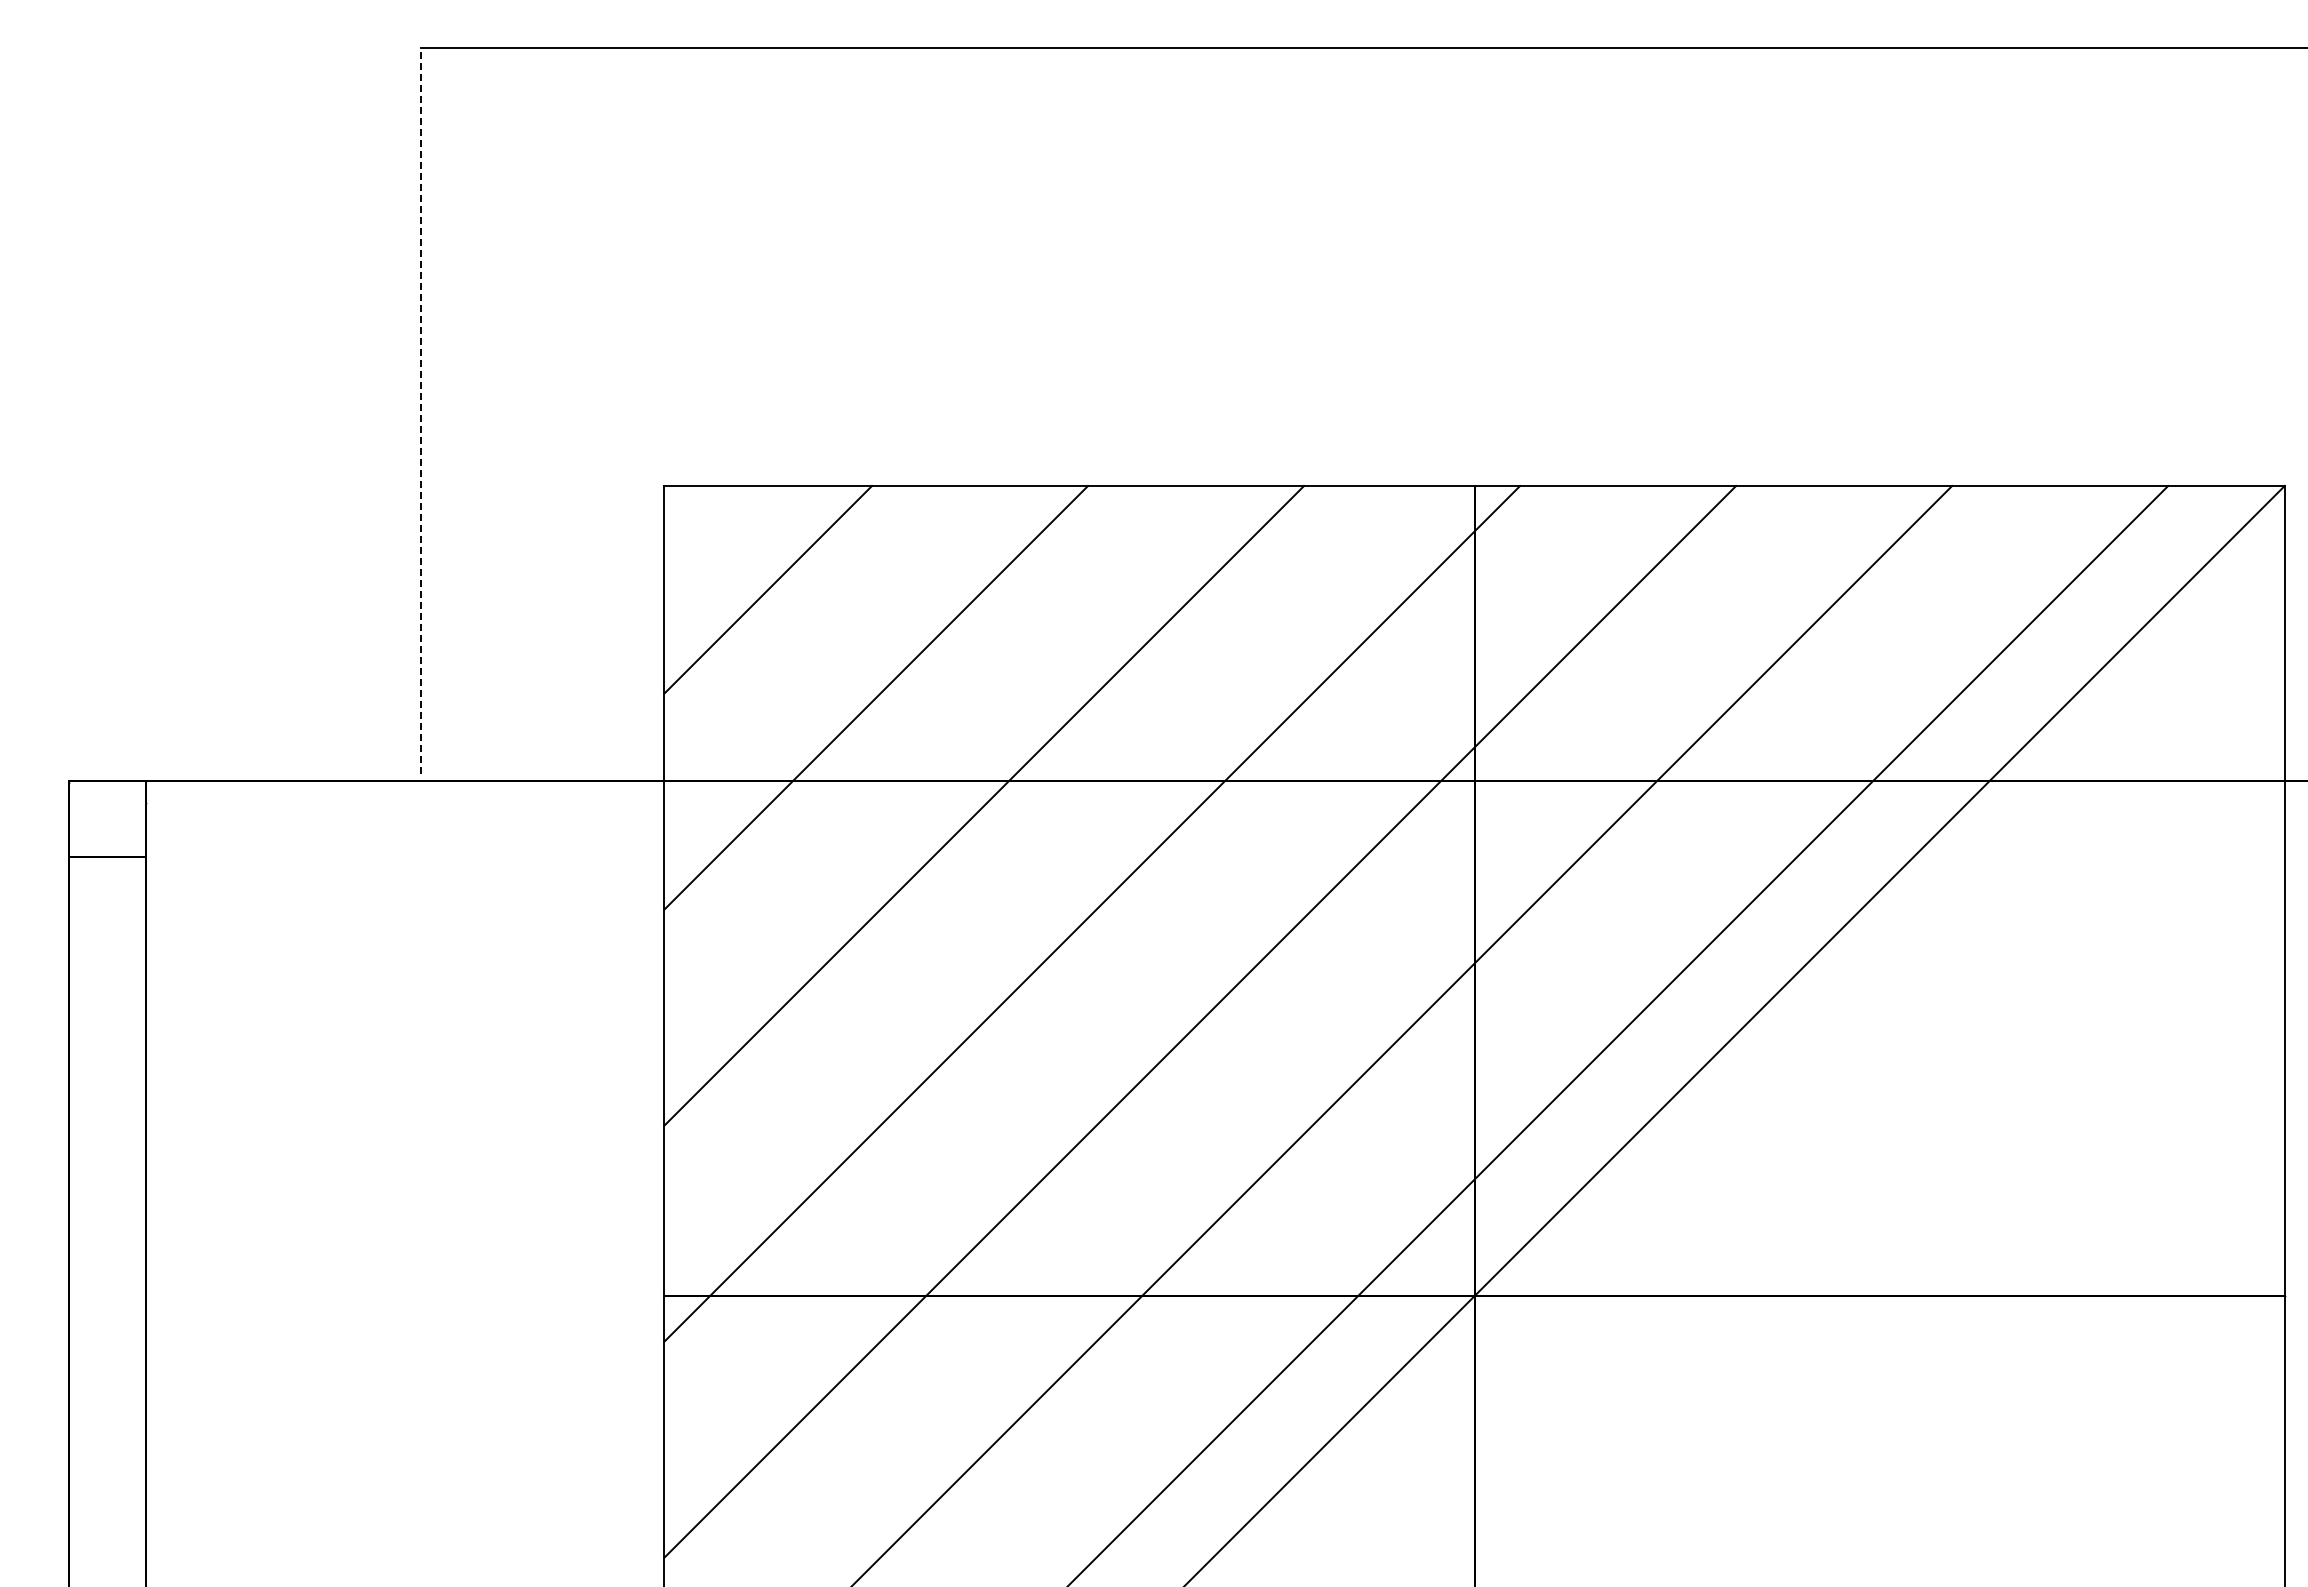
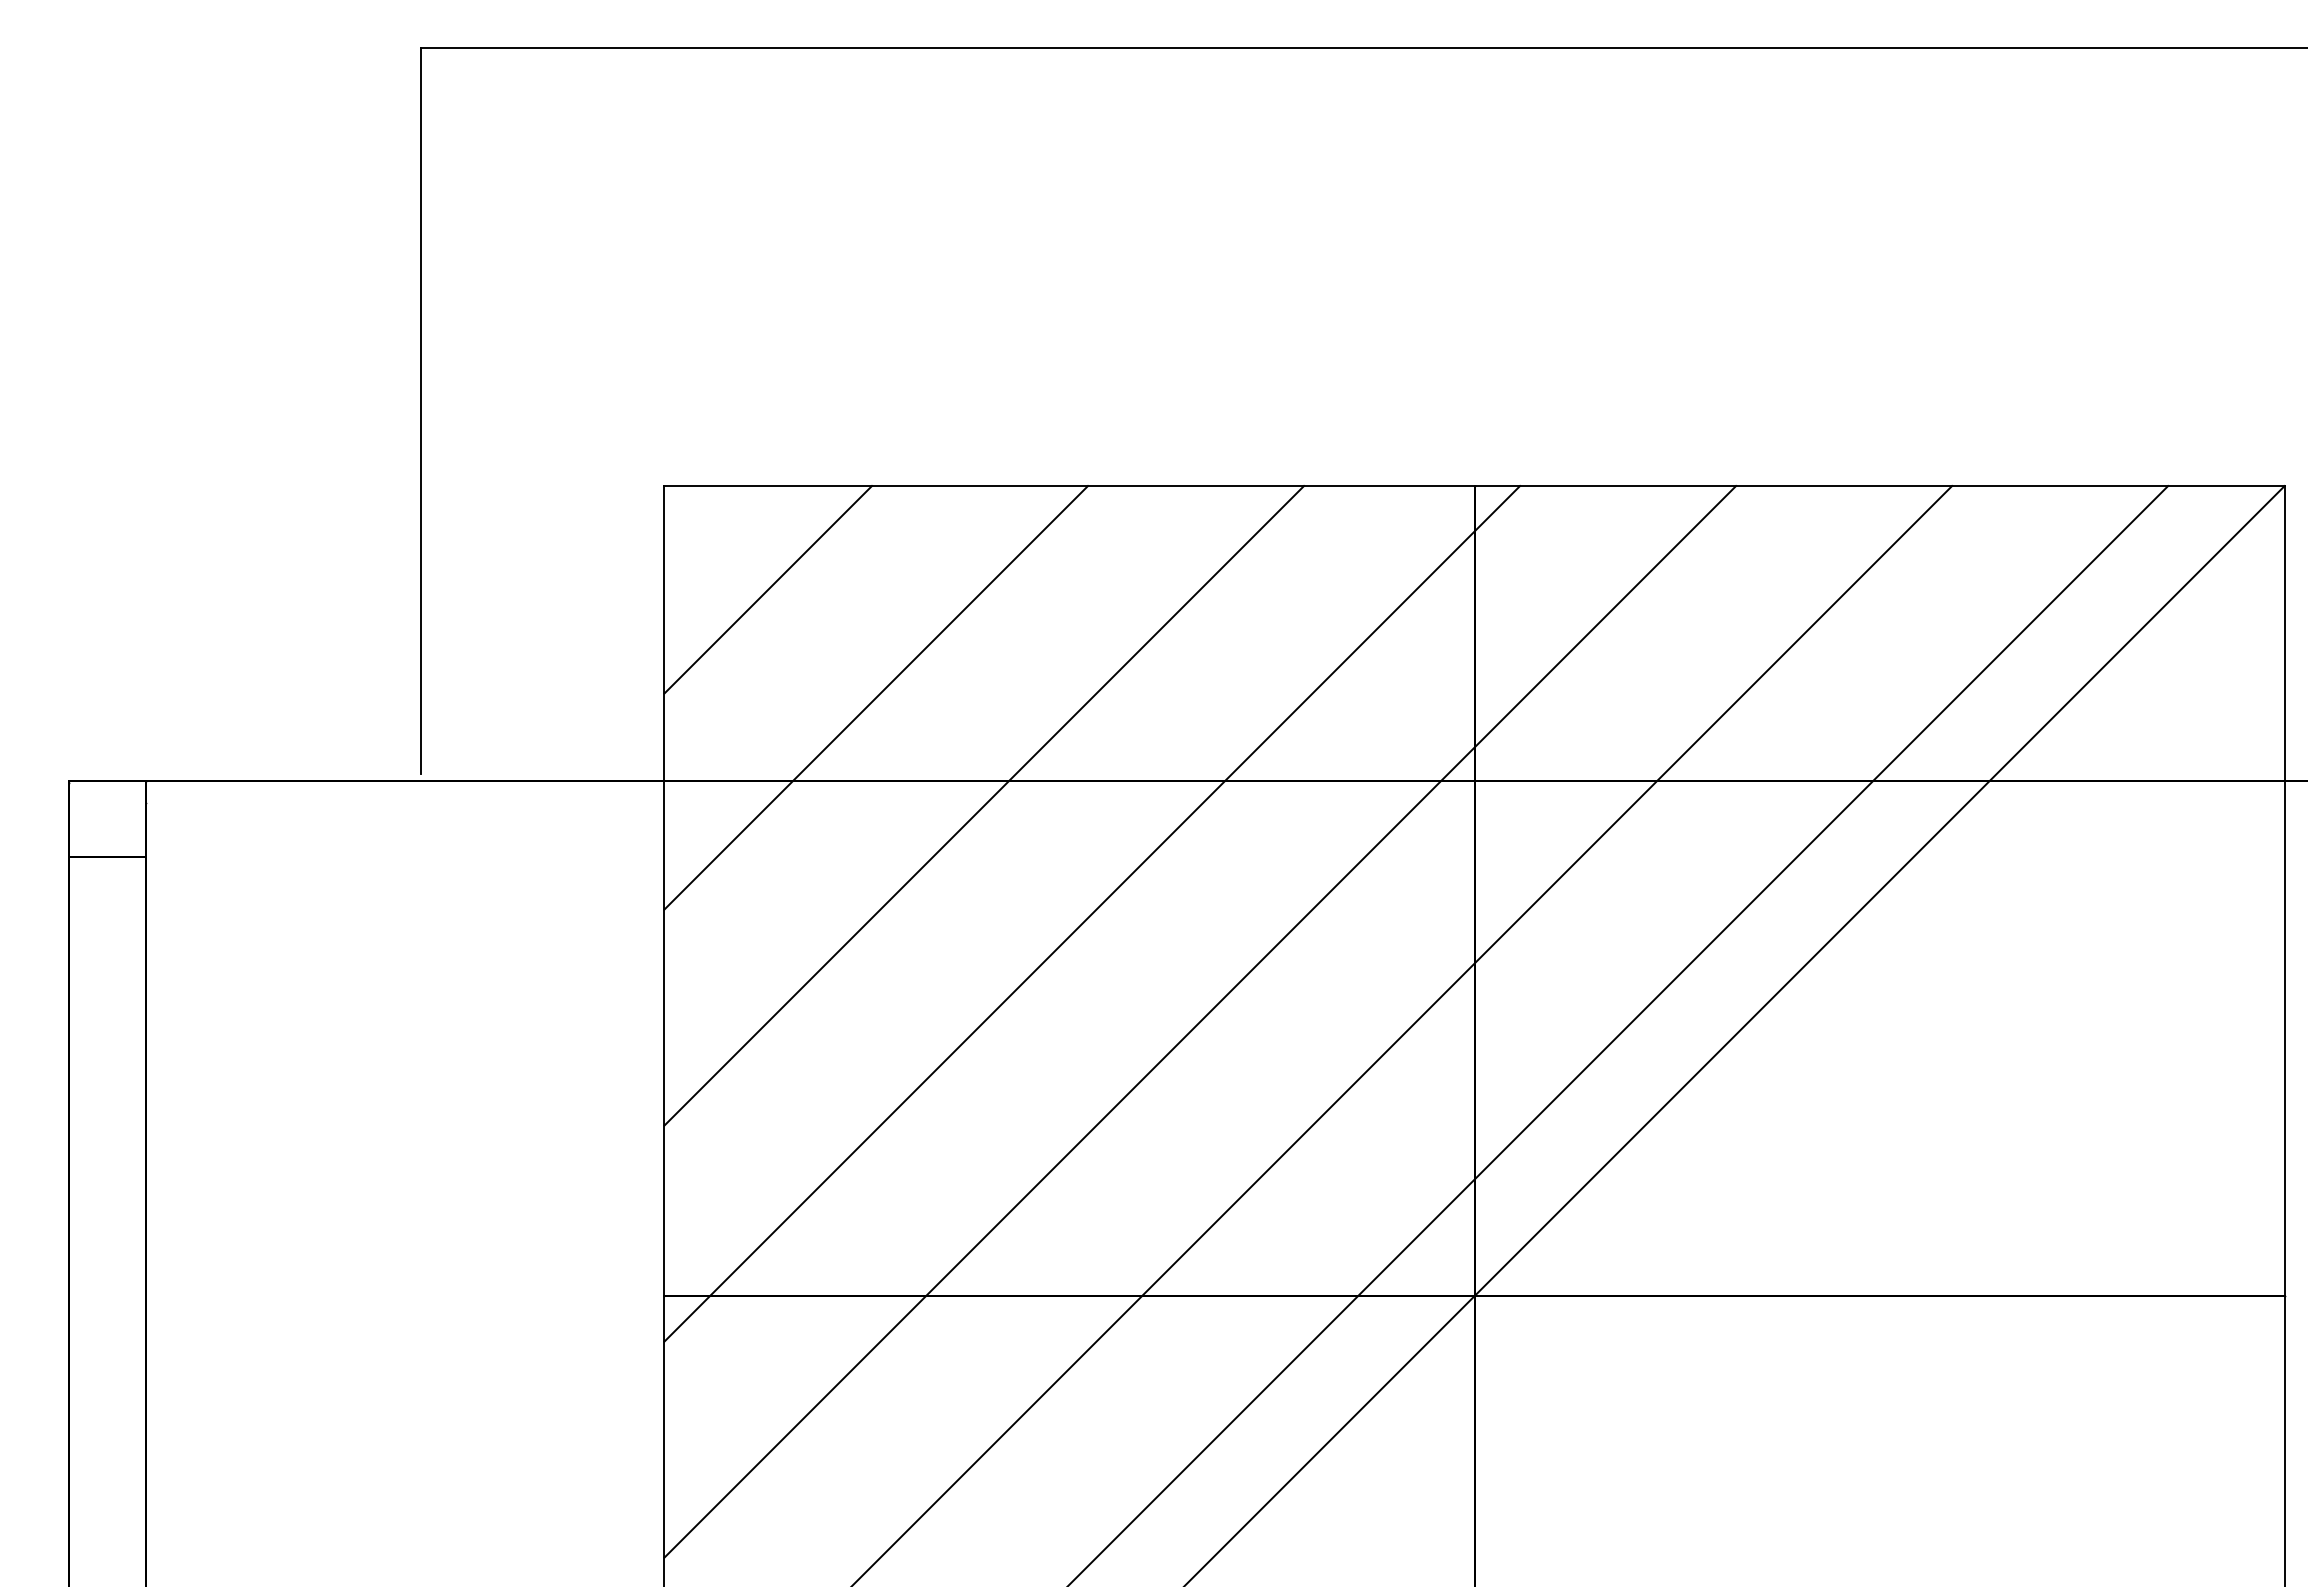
line: dashed -> solid (420, 410)
